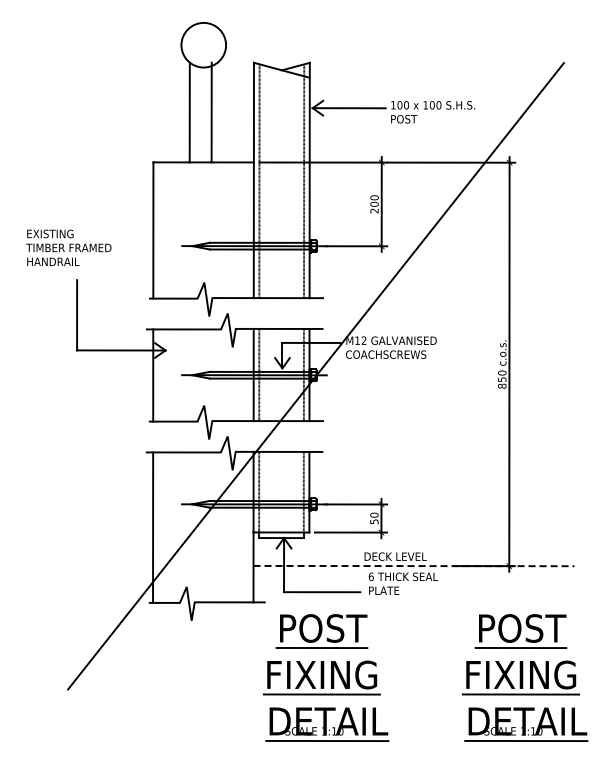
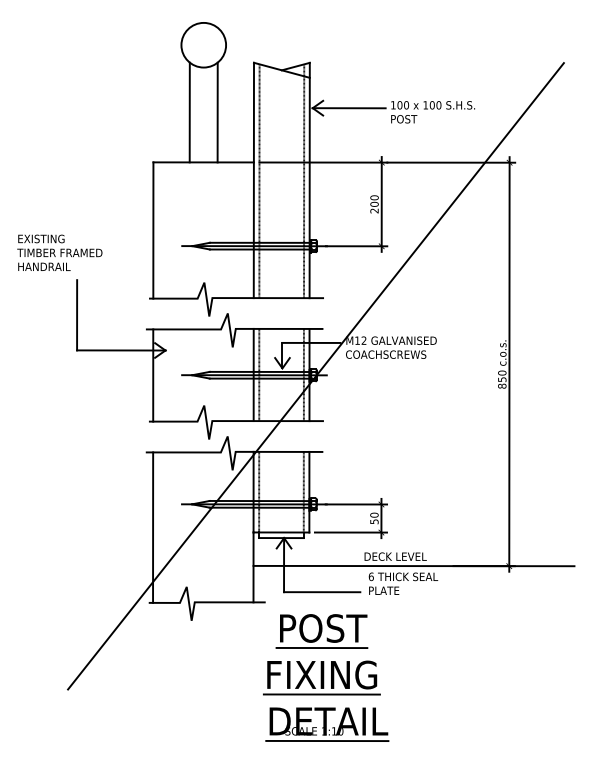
line position: (211, 112) -> (217, 112) (217, 112)
text position: (68, 247) -> (59, 252) (59, 252)
line: dashed -> solid (414, 566)
part: present -> none (525, 677)
